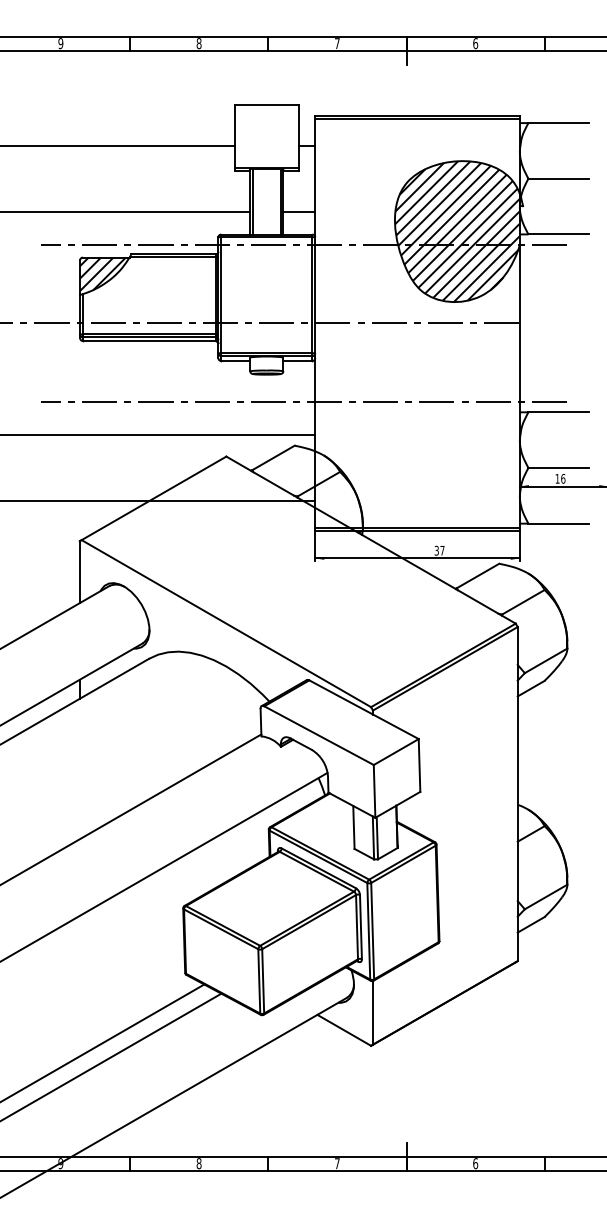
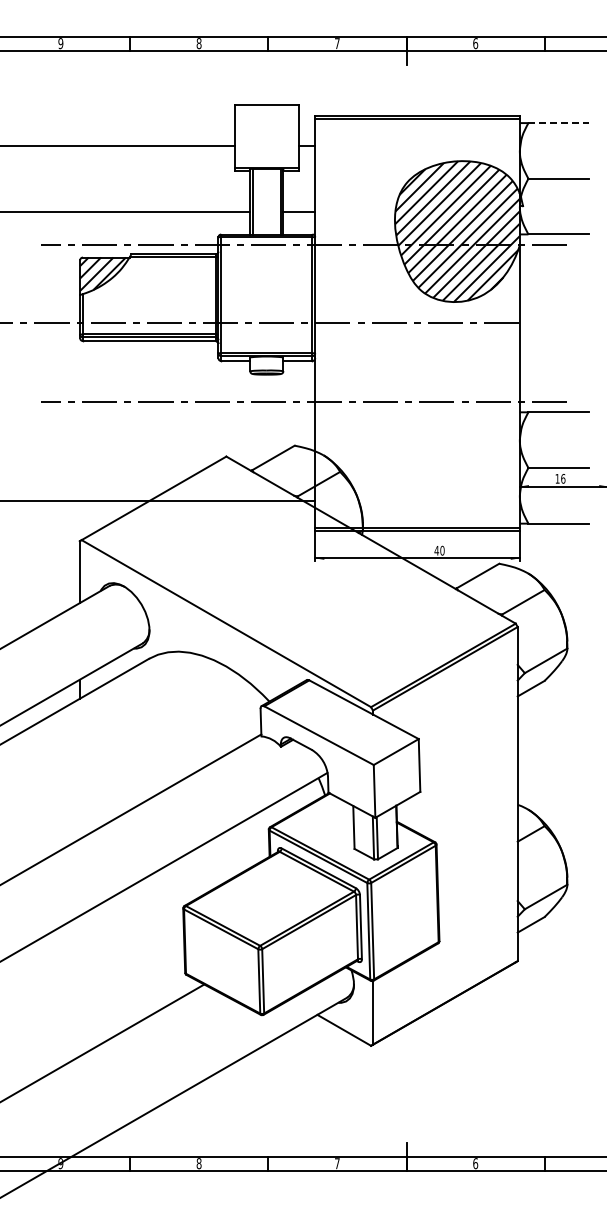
line: solid -> dashed (559, 123)
line: present -> none (158, 434)
text: 37 -> 40 (439, 550)
line: present -> none (111, 1056)
